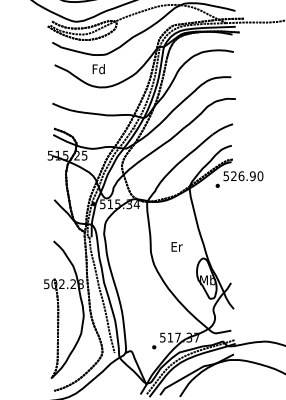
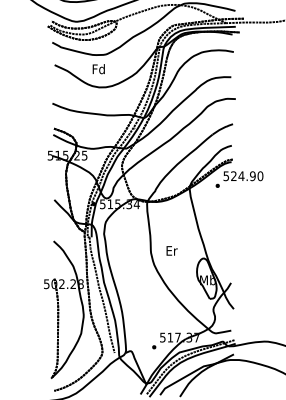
text: 526.90 -> 524.90 (241, 176)
text position: (176, 246) -> (171, 250) (171, 250)
